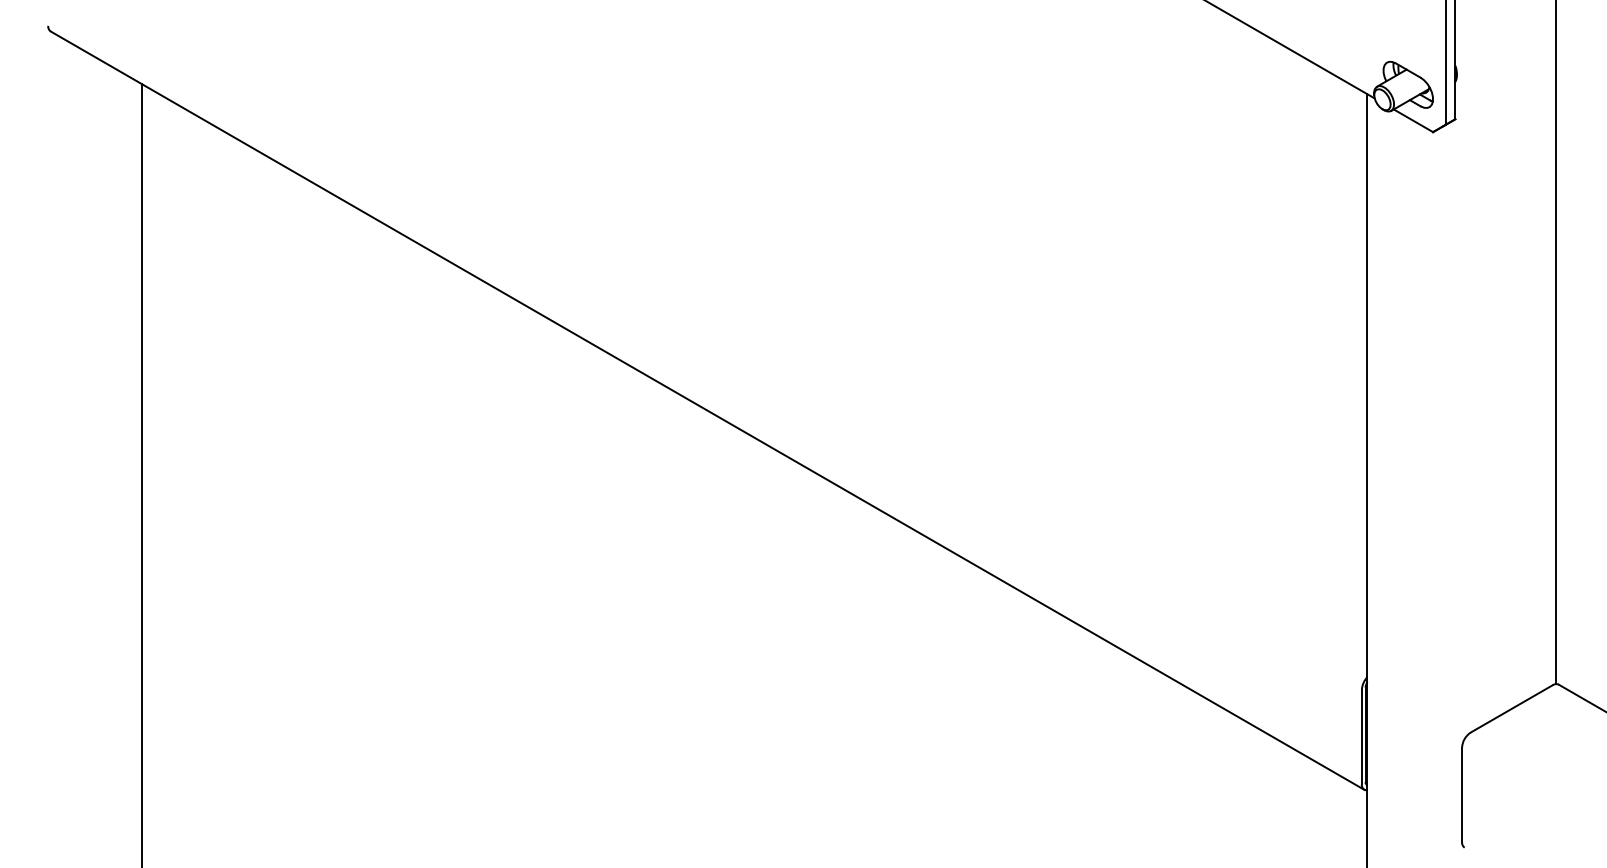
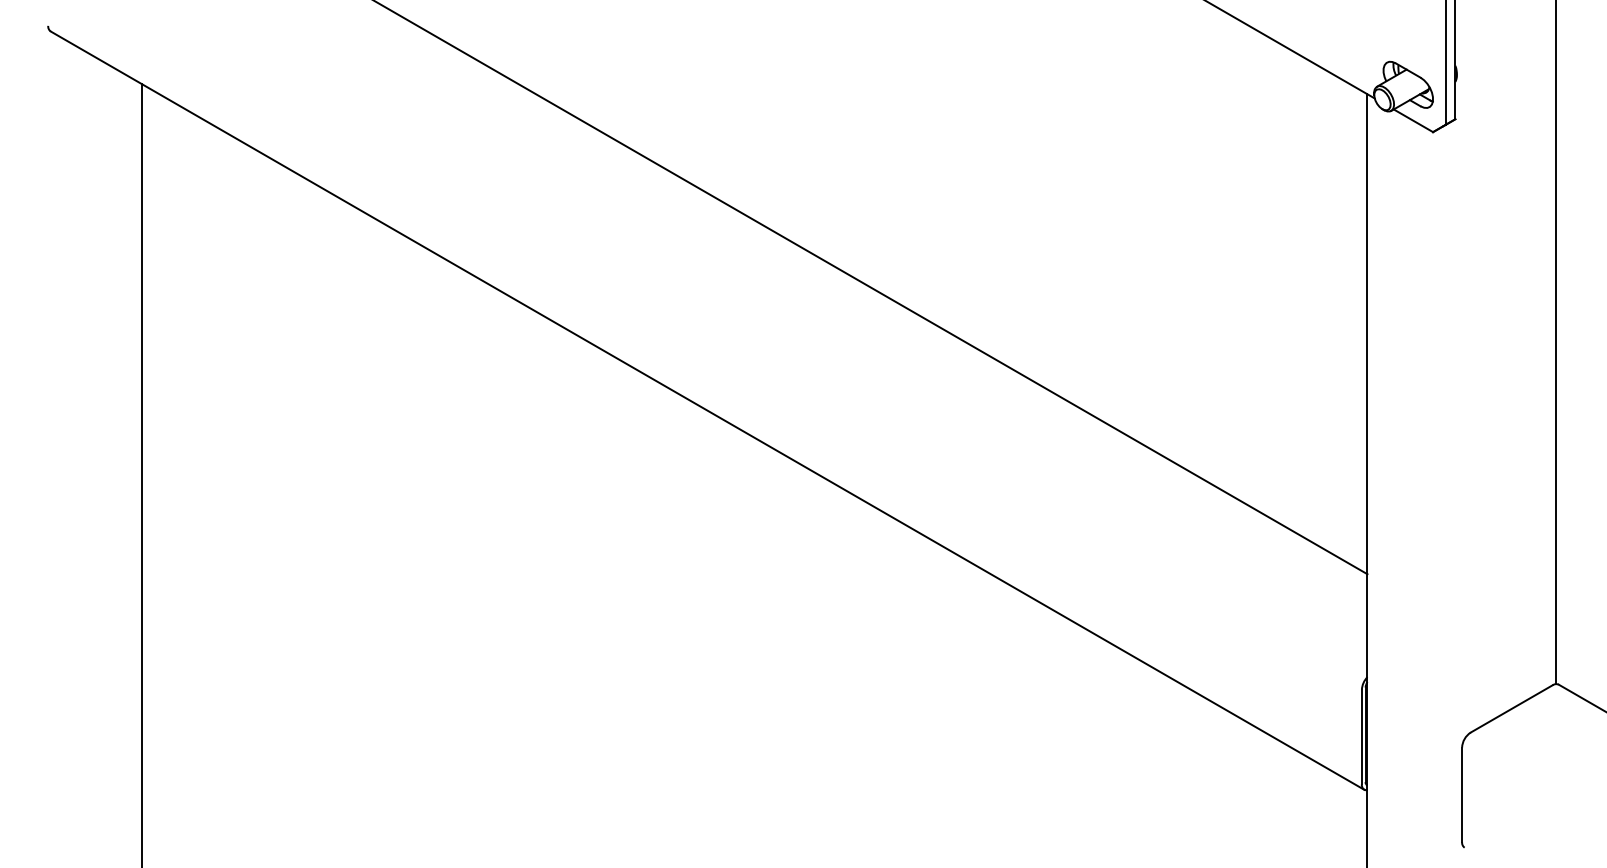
line: none -> present (871, 288)
